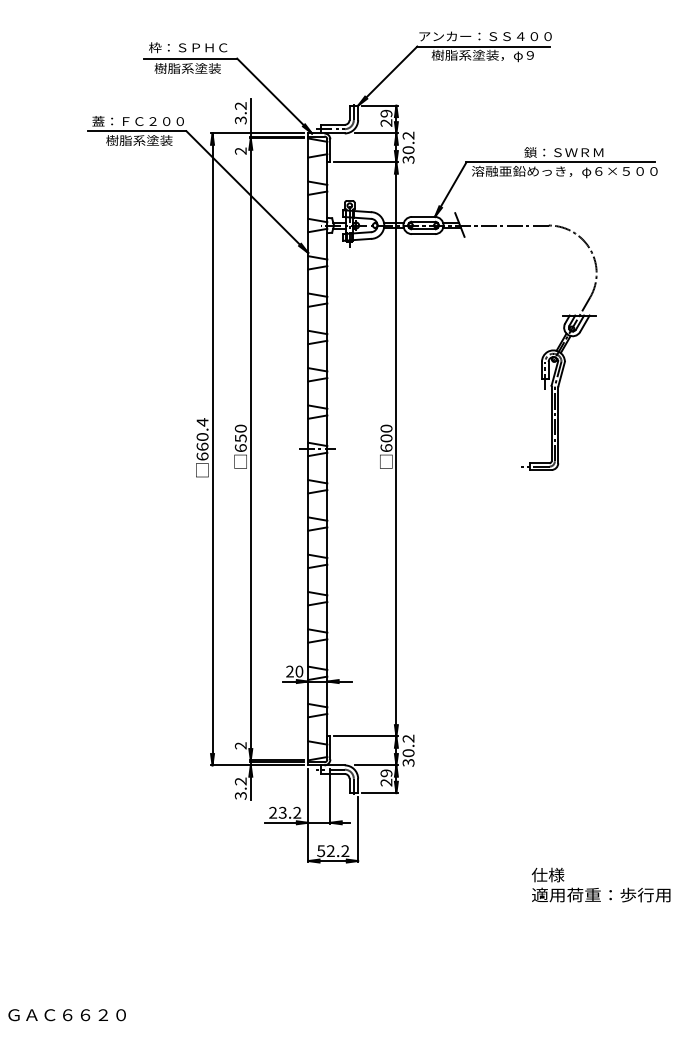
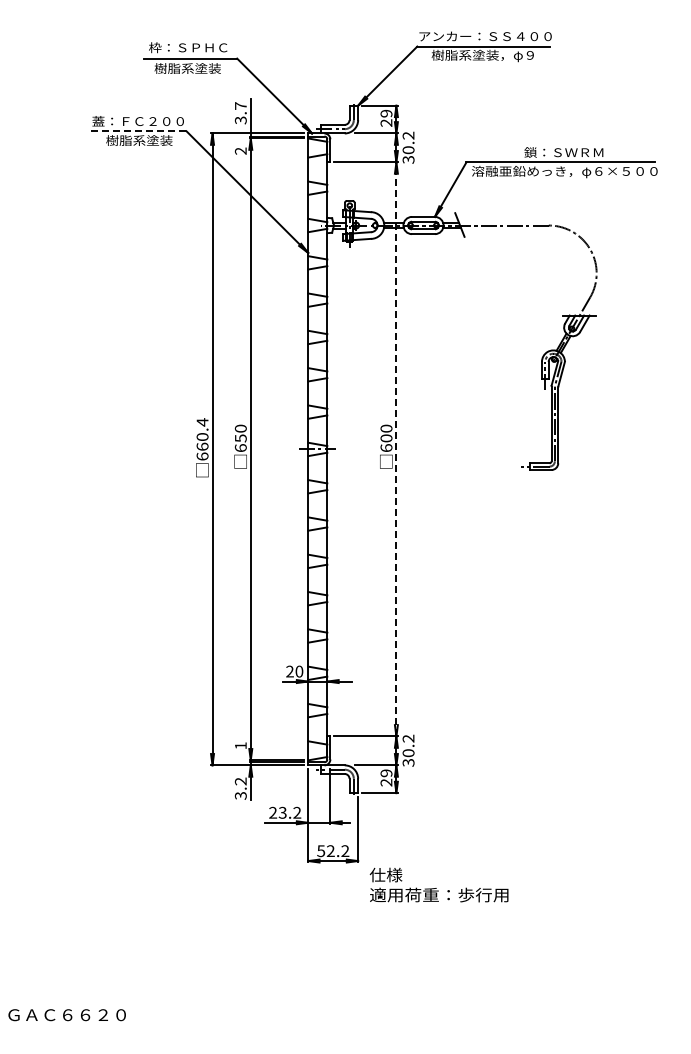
text: 3.2 -> 3.7 (240, 105)
line: solid -> dashed (136, 131)
line: solid -> dashed (396, 448)
text: 2 -> 1 (240, 745)
text position: (600, 884) -> (438, 884) (438, 884)
